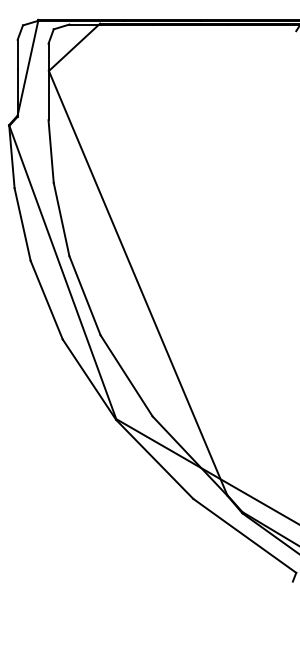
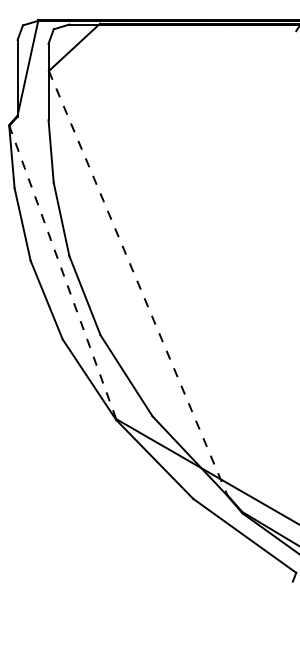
line: solid -> dashed (62, 271)
line: solid -> dashed (138, 283)
